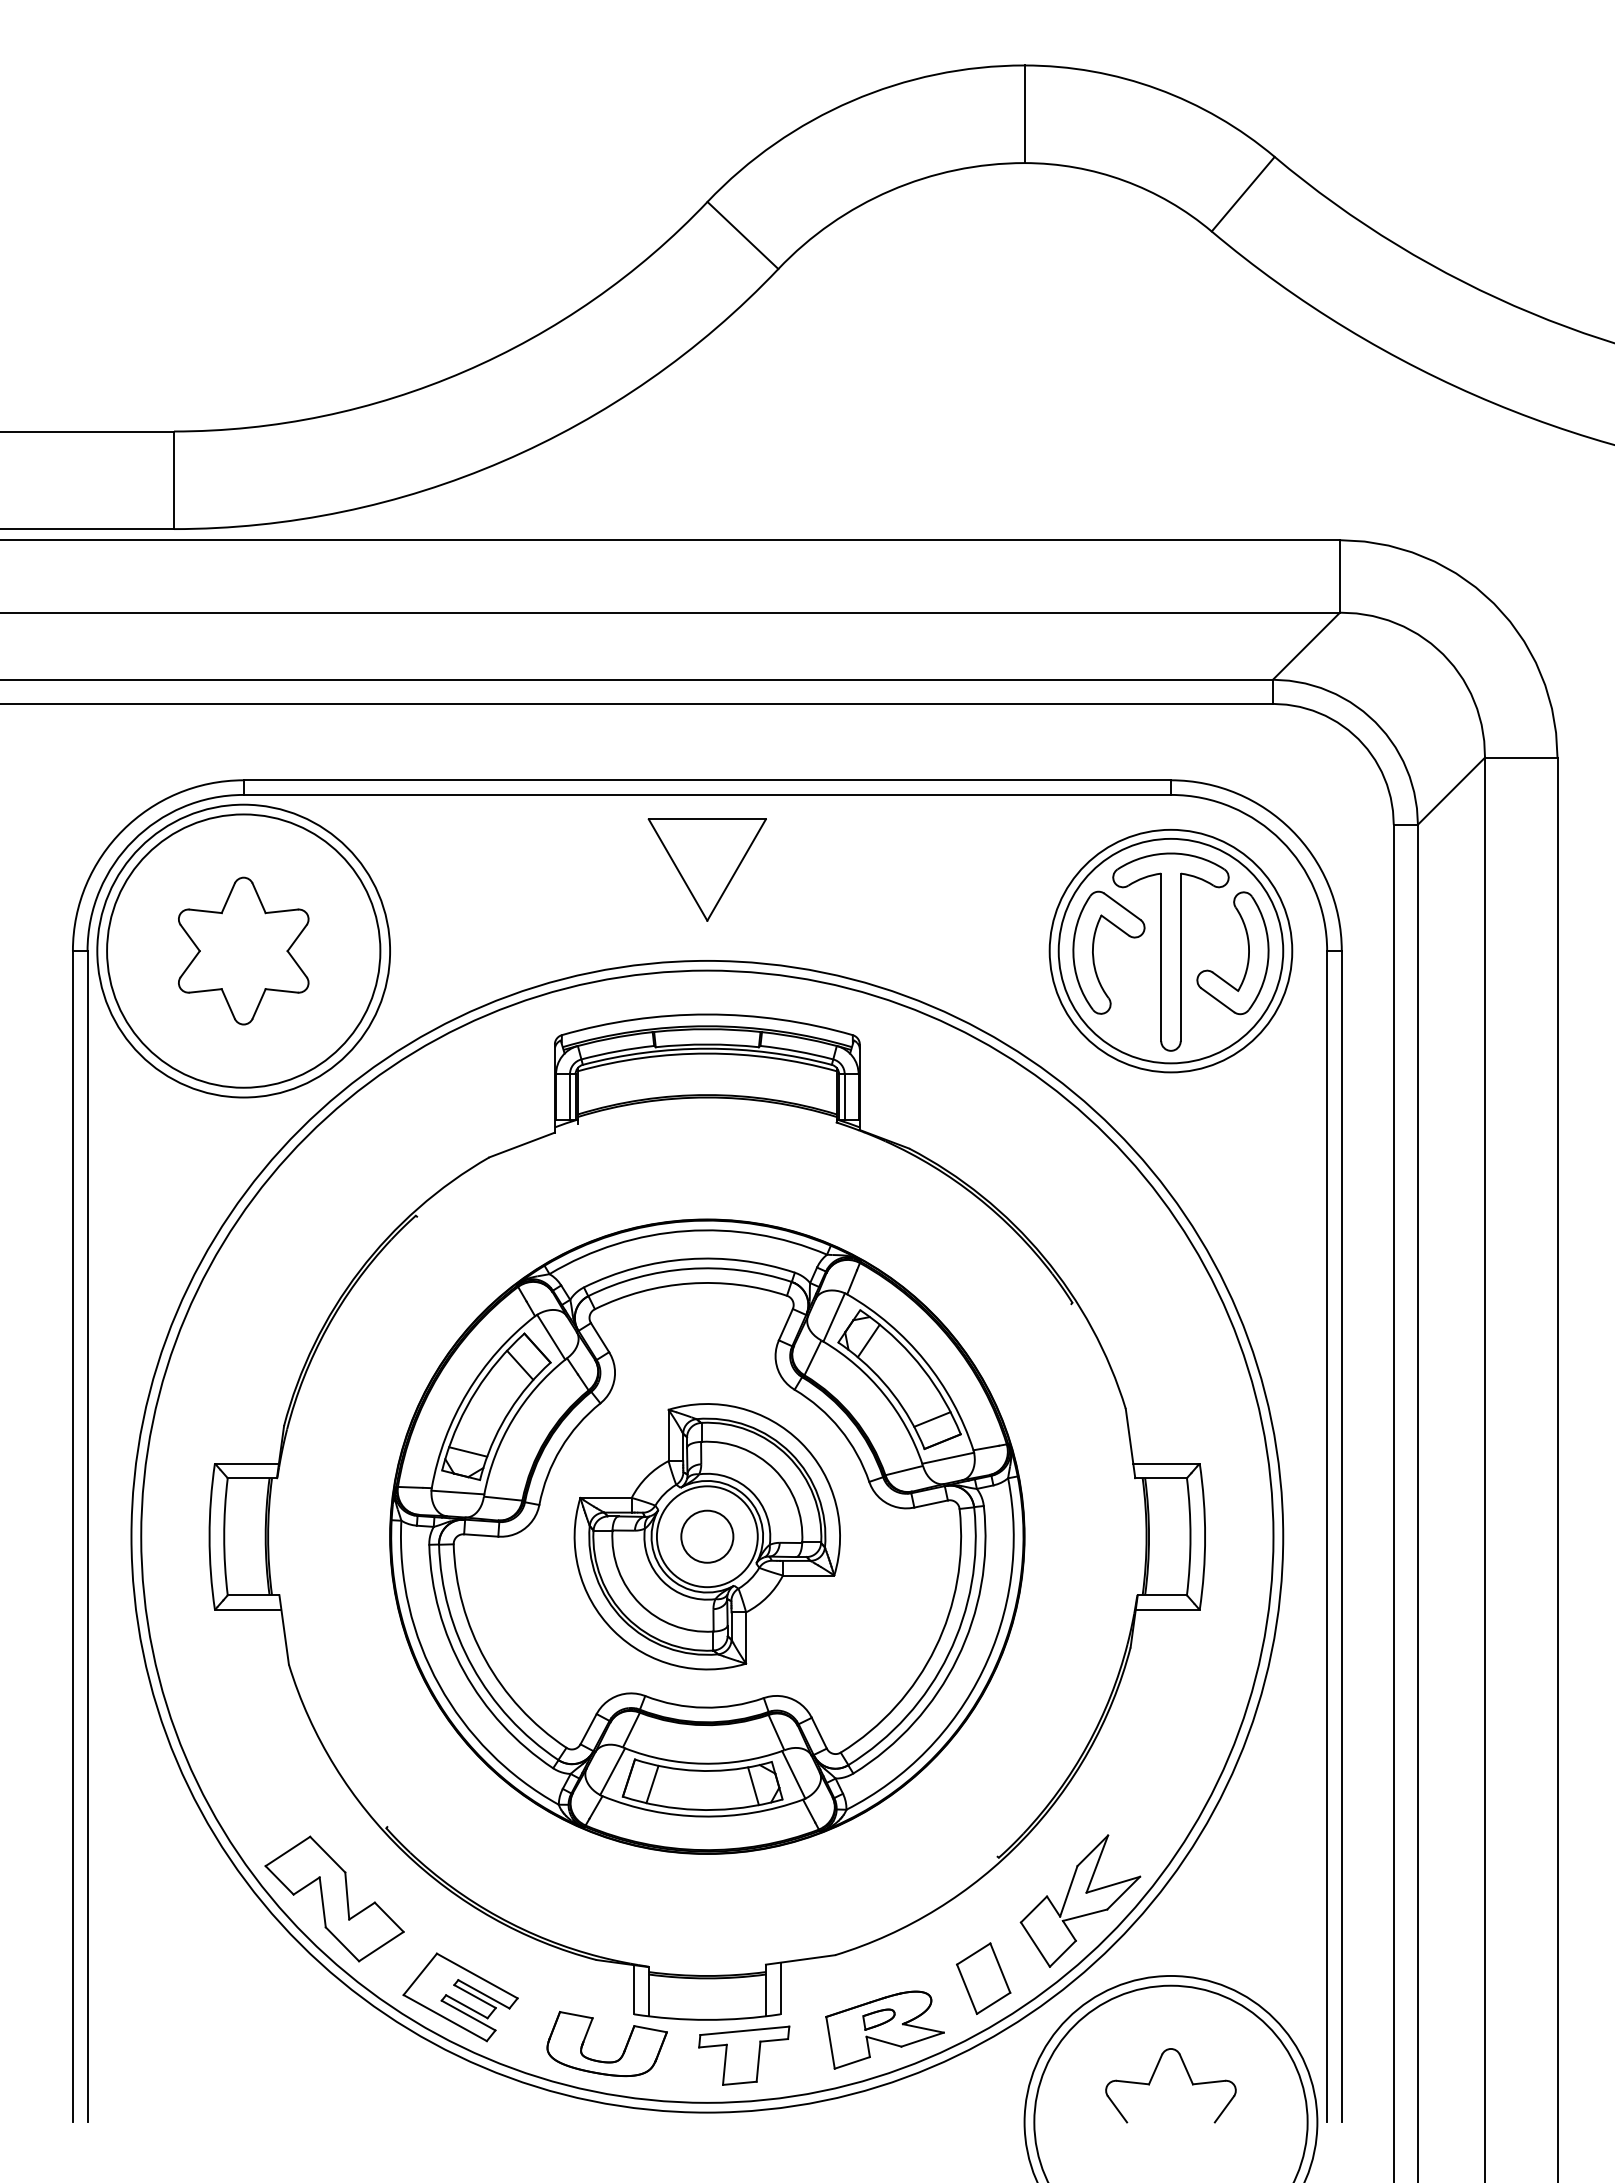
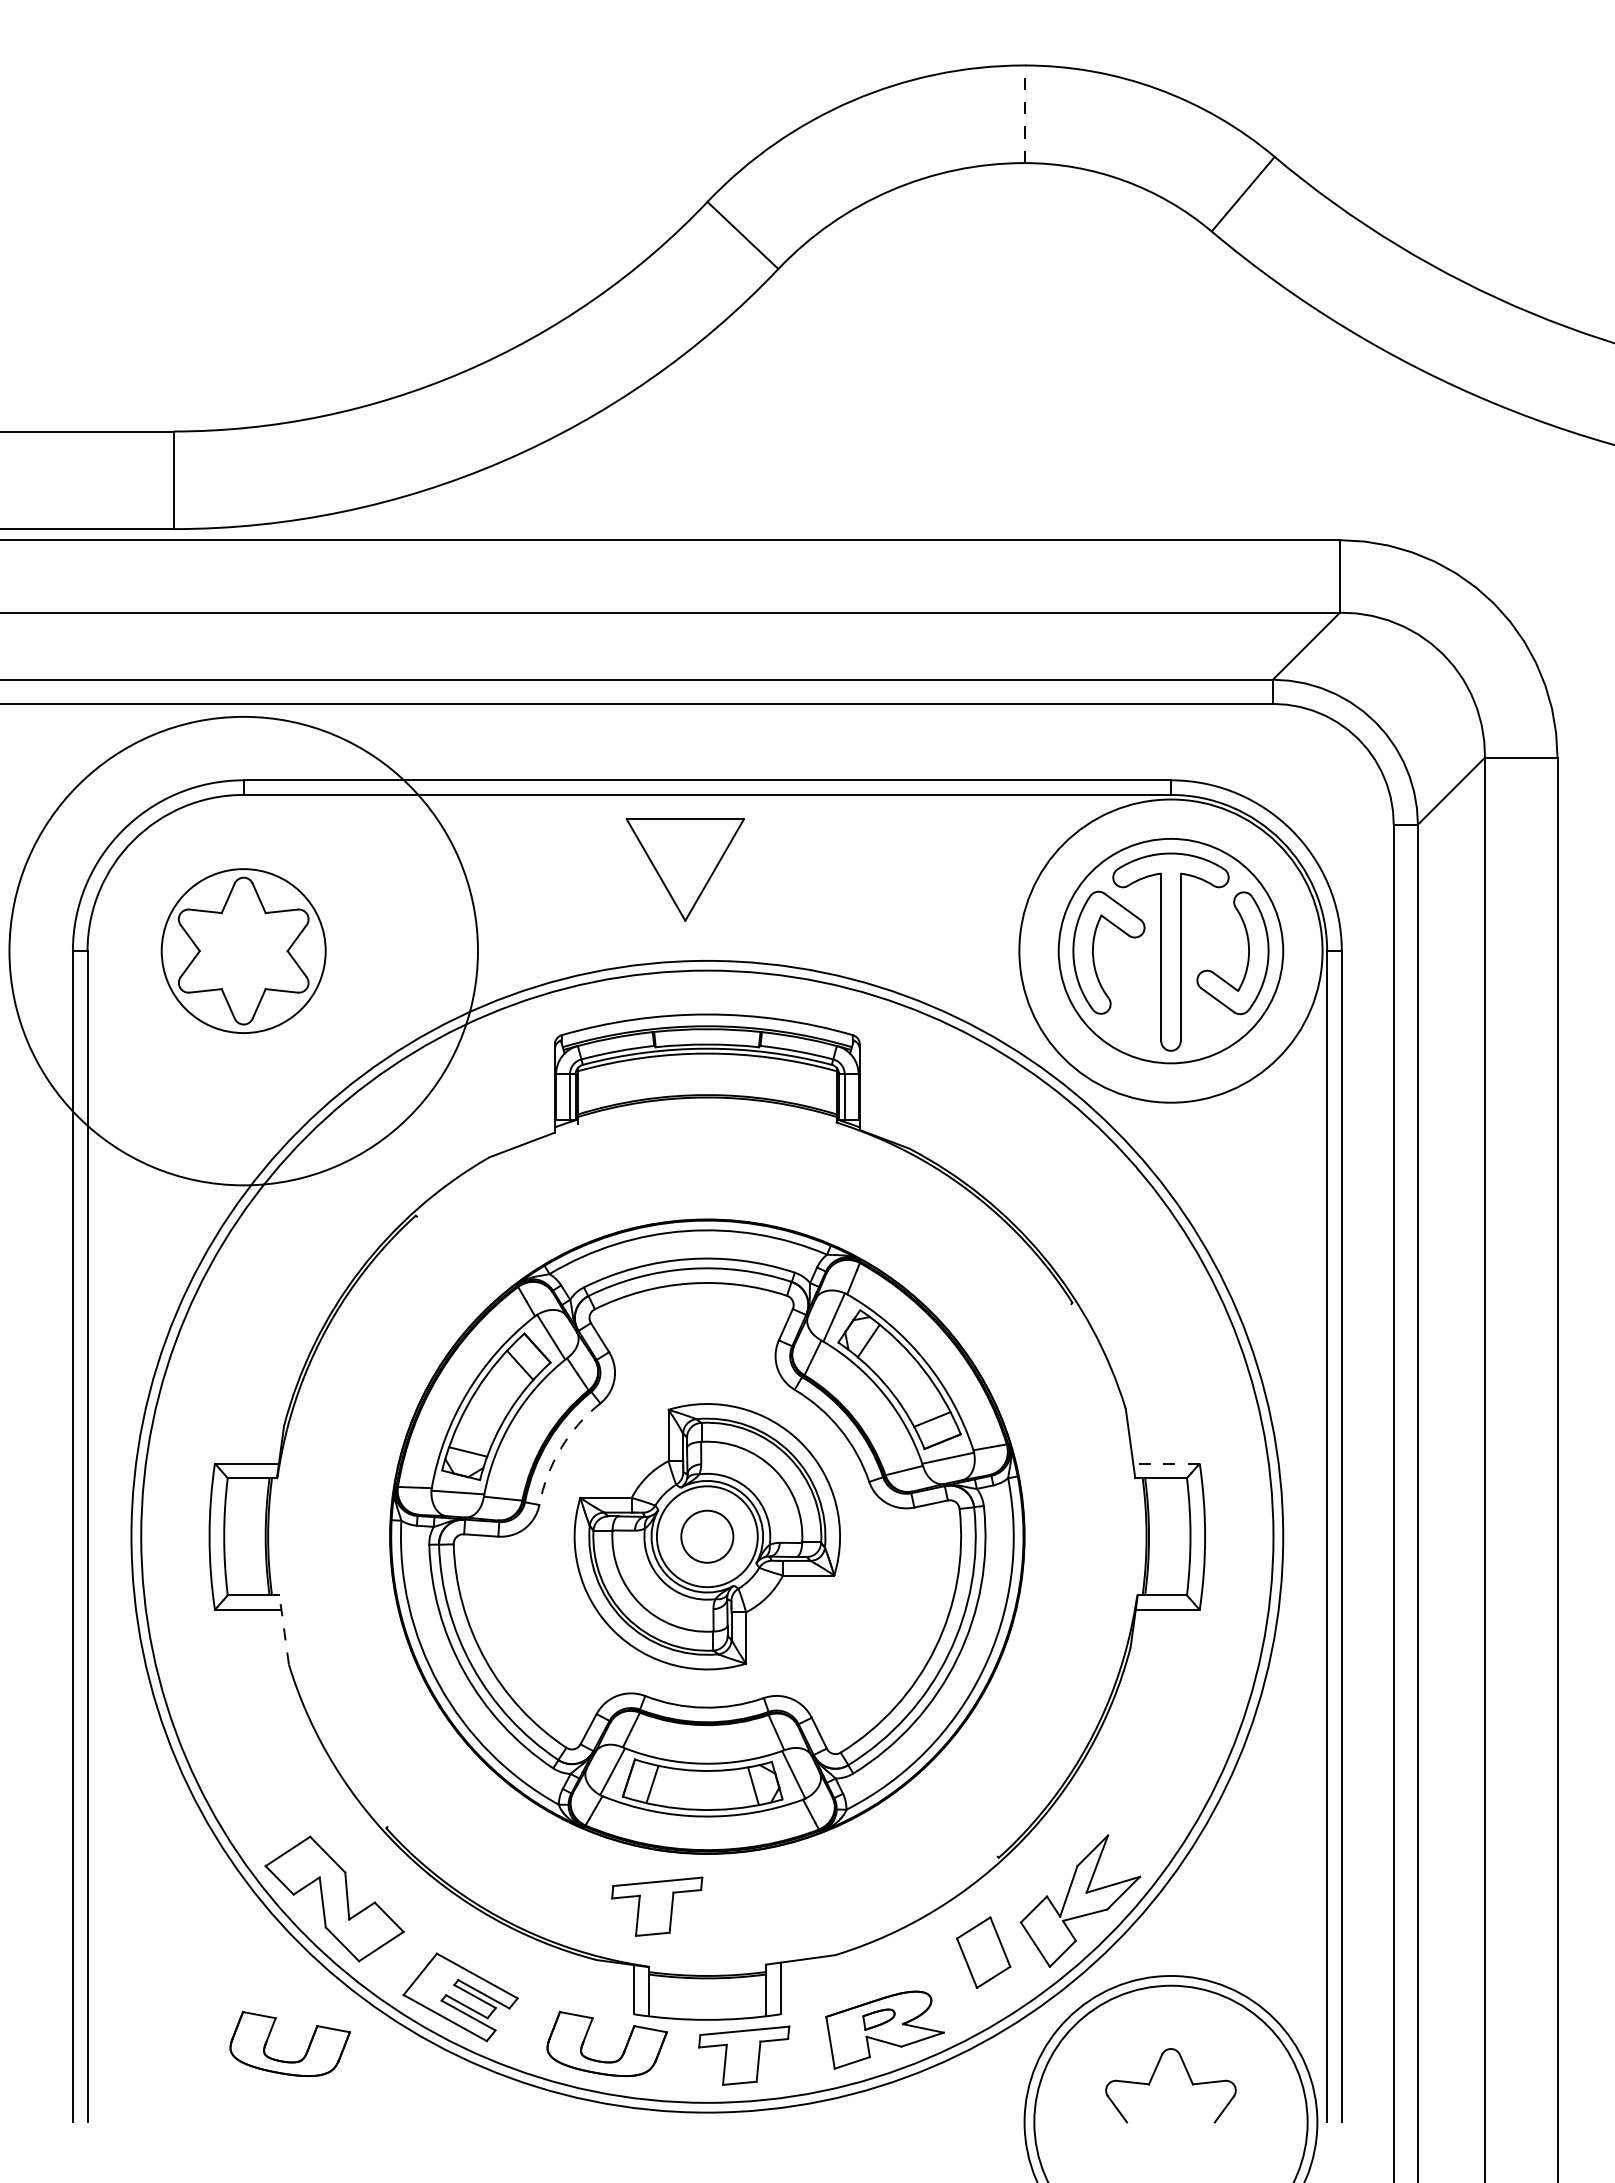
line: solid -> dashed (1024, 114)
part position: (706, 869) -> (684, 869) (684, 869)
circle diameter: 273 px -> 164 px (243, 951)
circle diameter: 293 px -> 469 px (243, 950)
circle diameter: 243 px -> 303 px (1170, 950)
arc: solid -> dashed (560, 1448)
line: solid -> dashed (1166, 1463)
line: solid -> dashed (284, 1629)
part: none -> present (657, 1906)
part position: (983, 1978) -> (983, 1952) (983, 1952)
part: none -> present (284, 2060)
